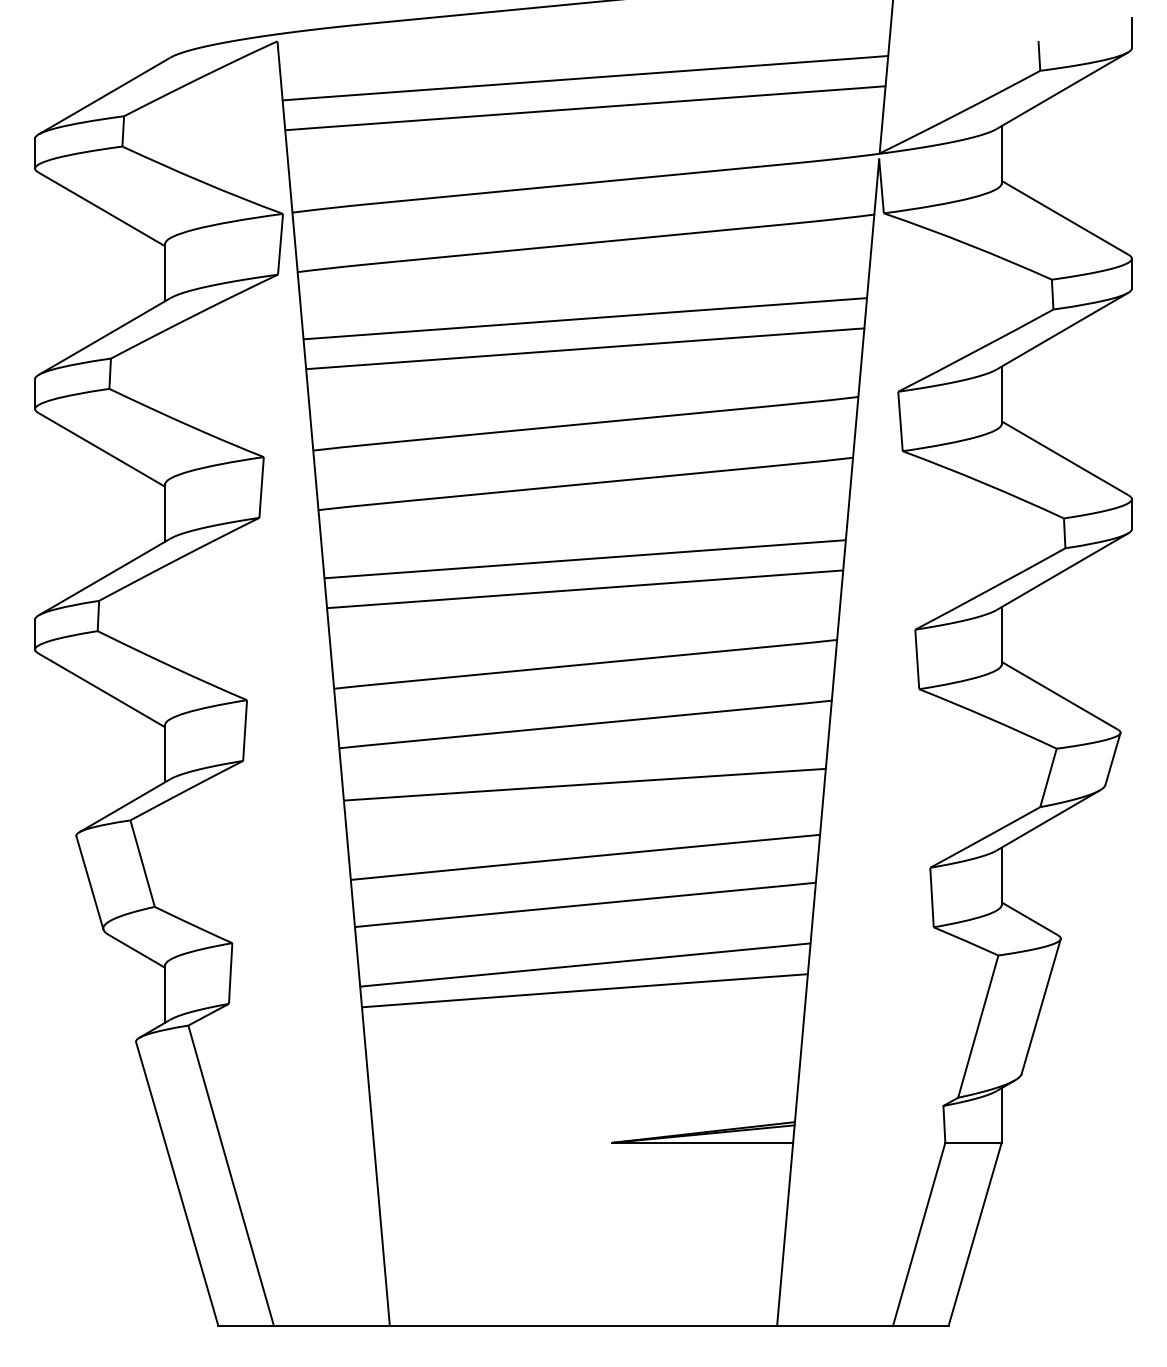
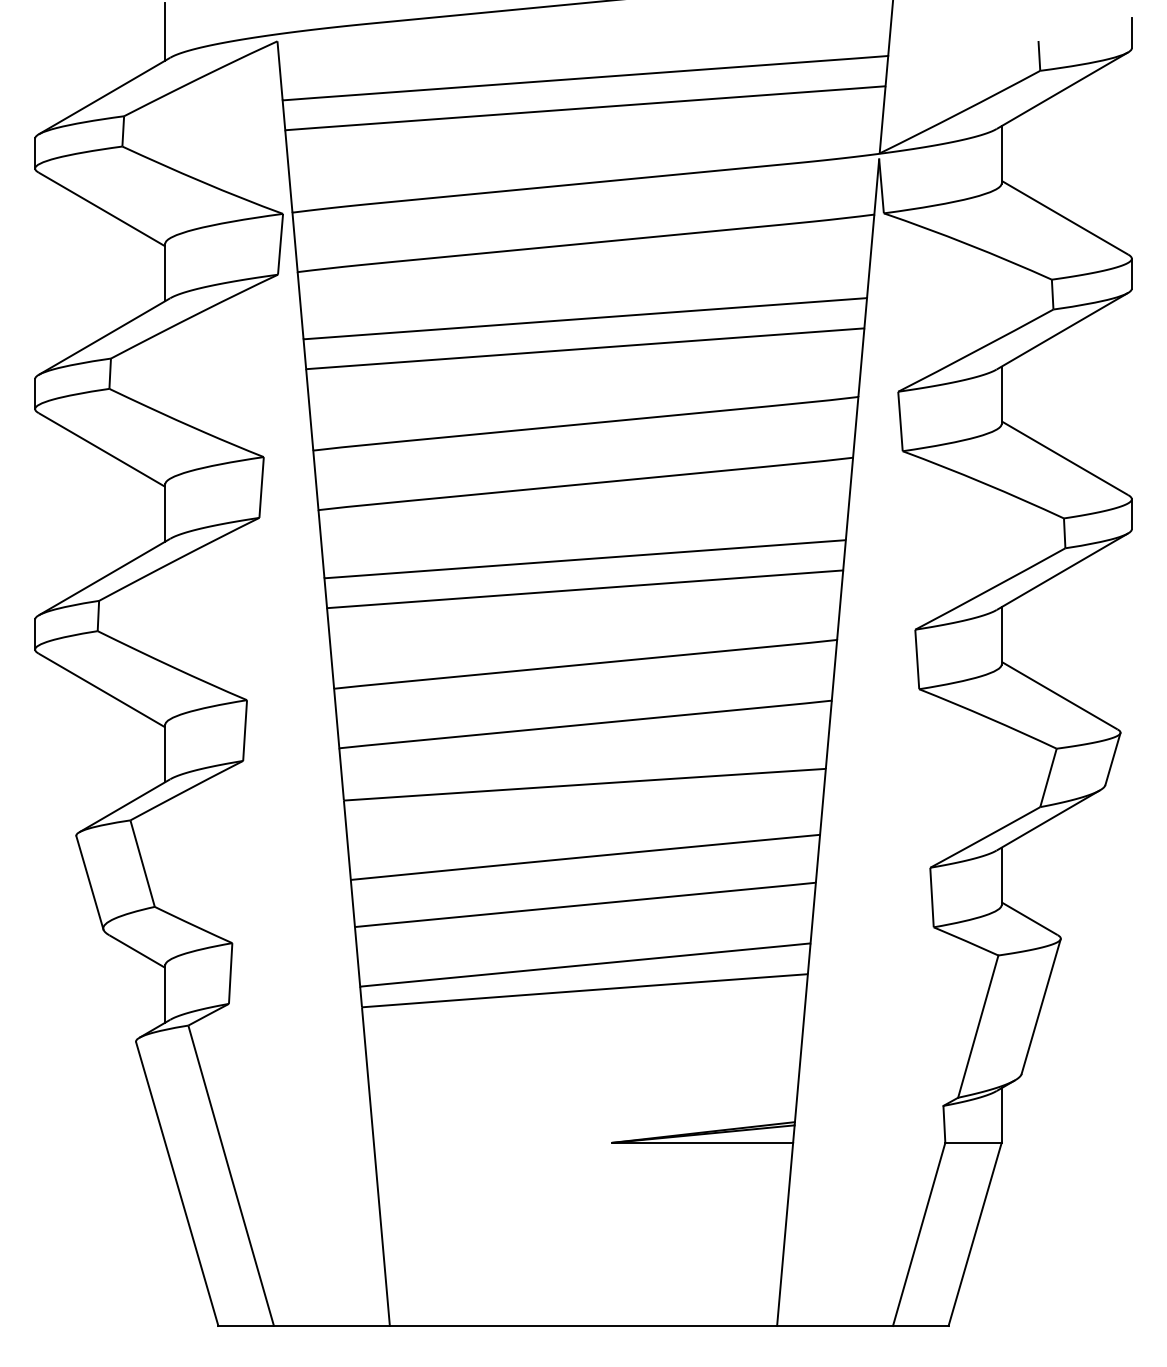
line: none -> present (165, 31)
